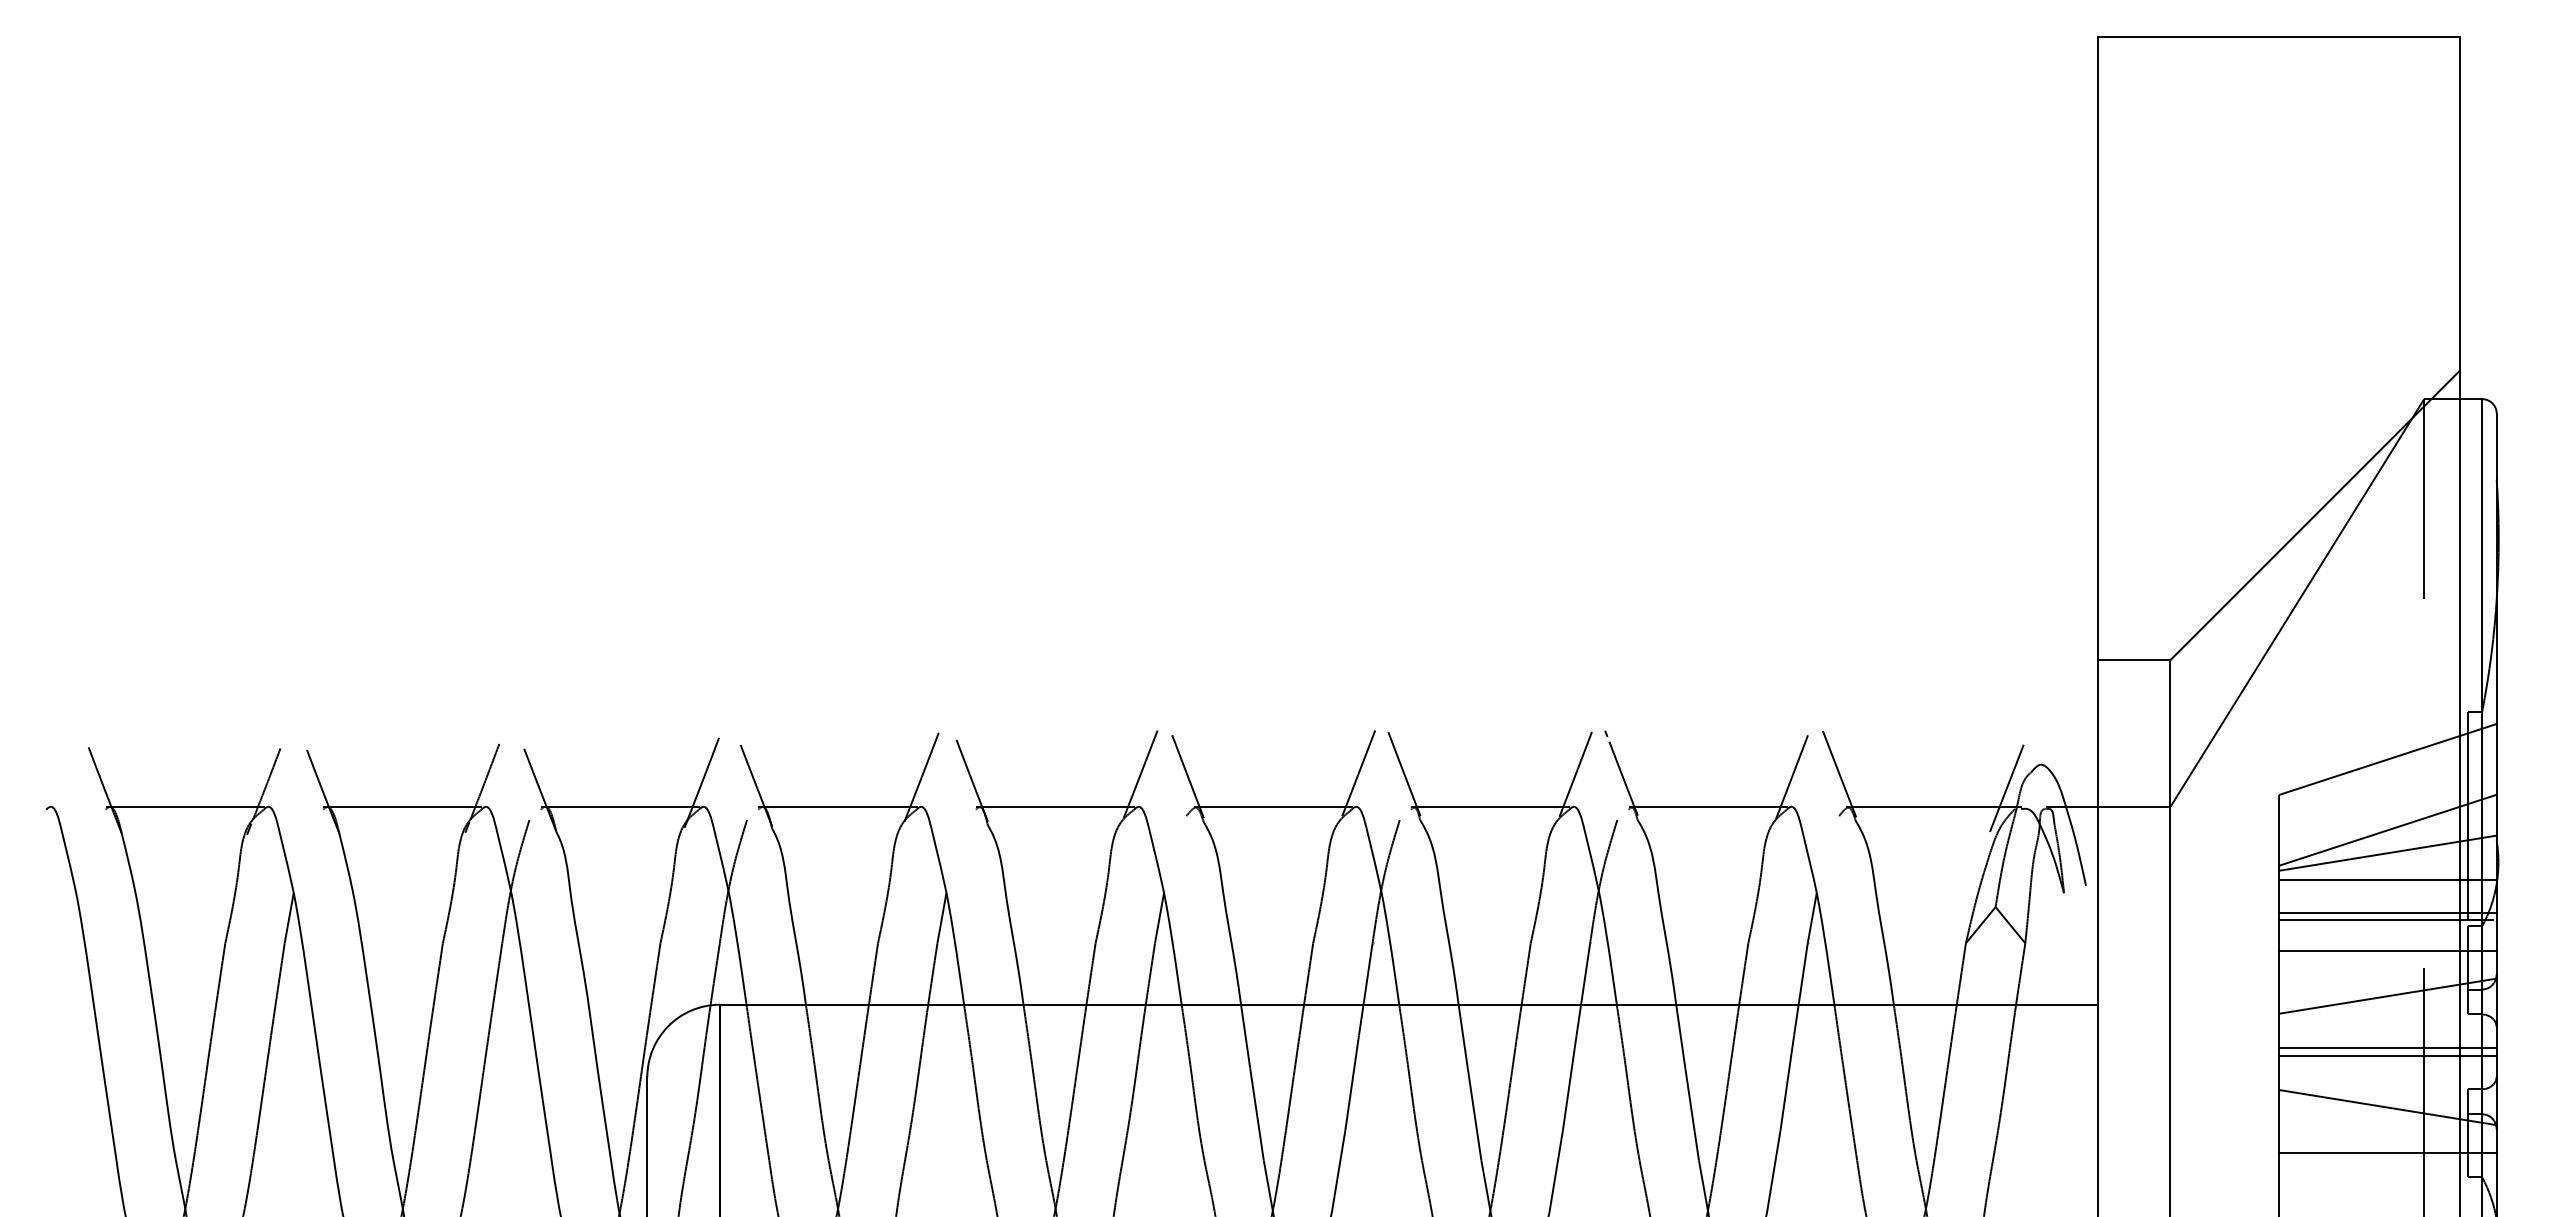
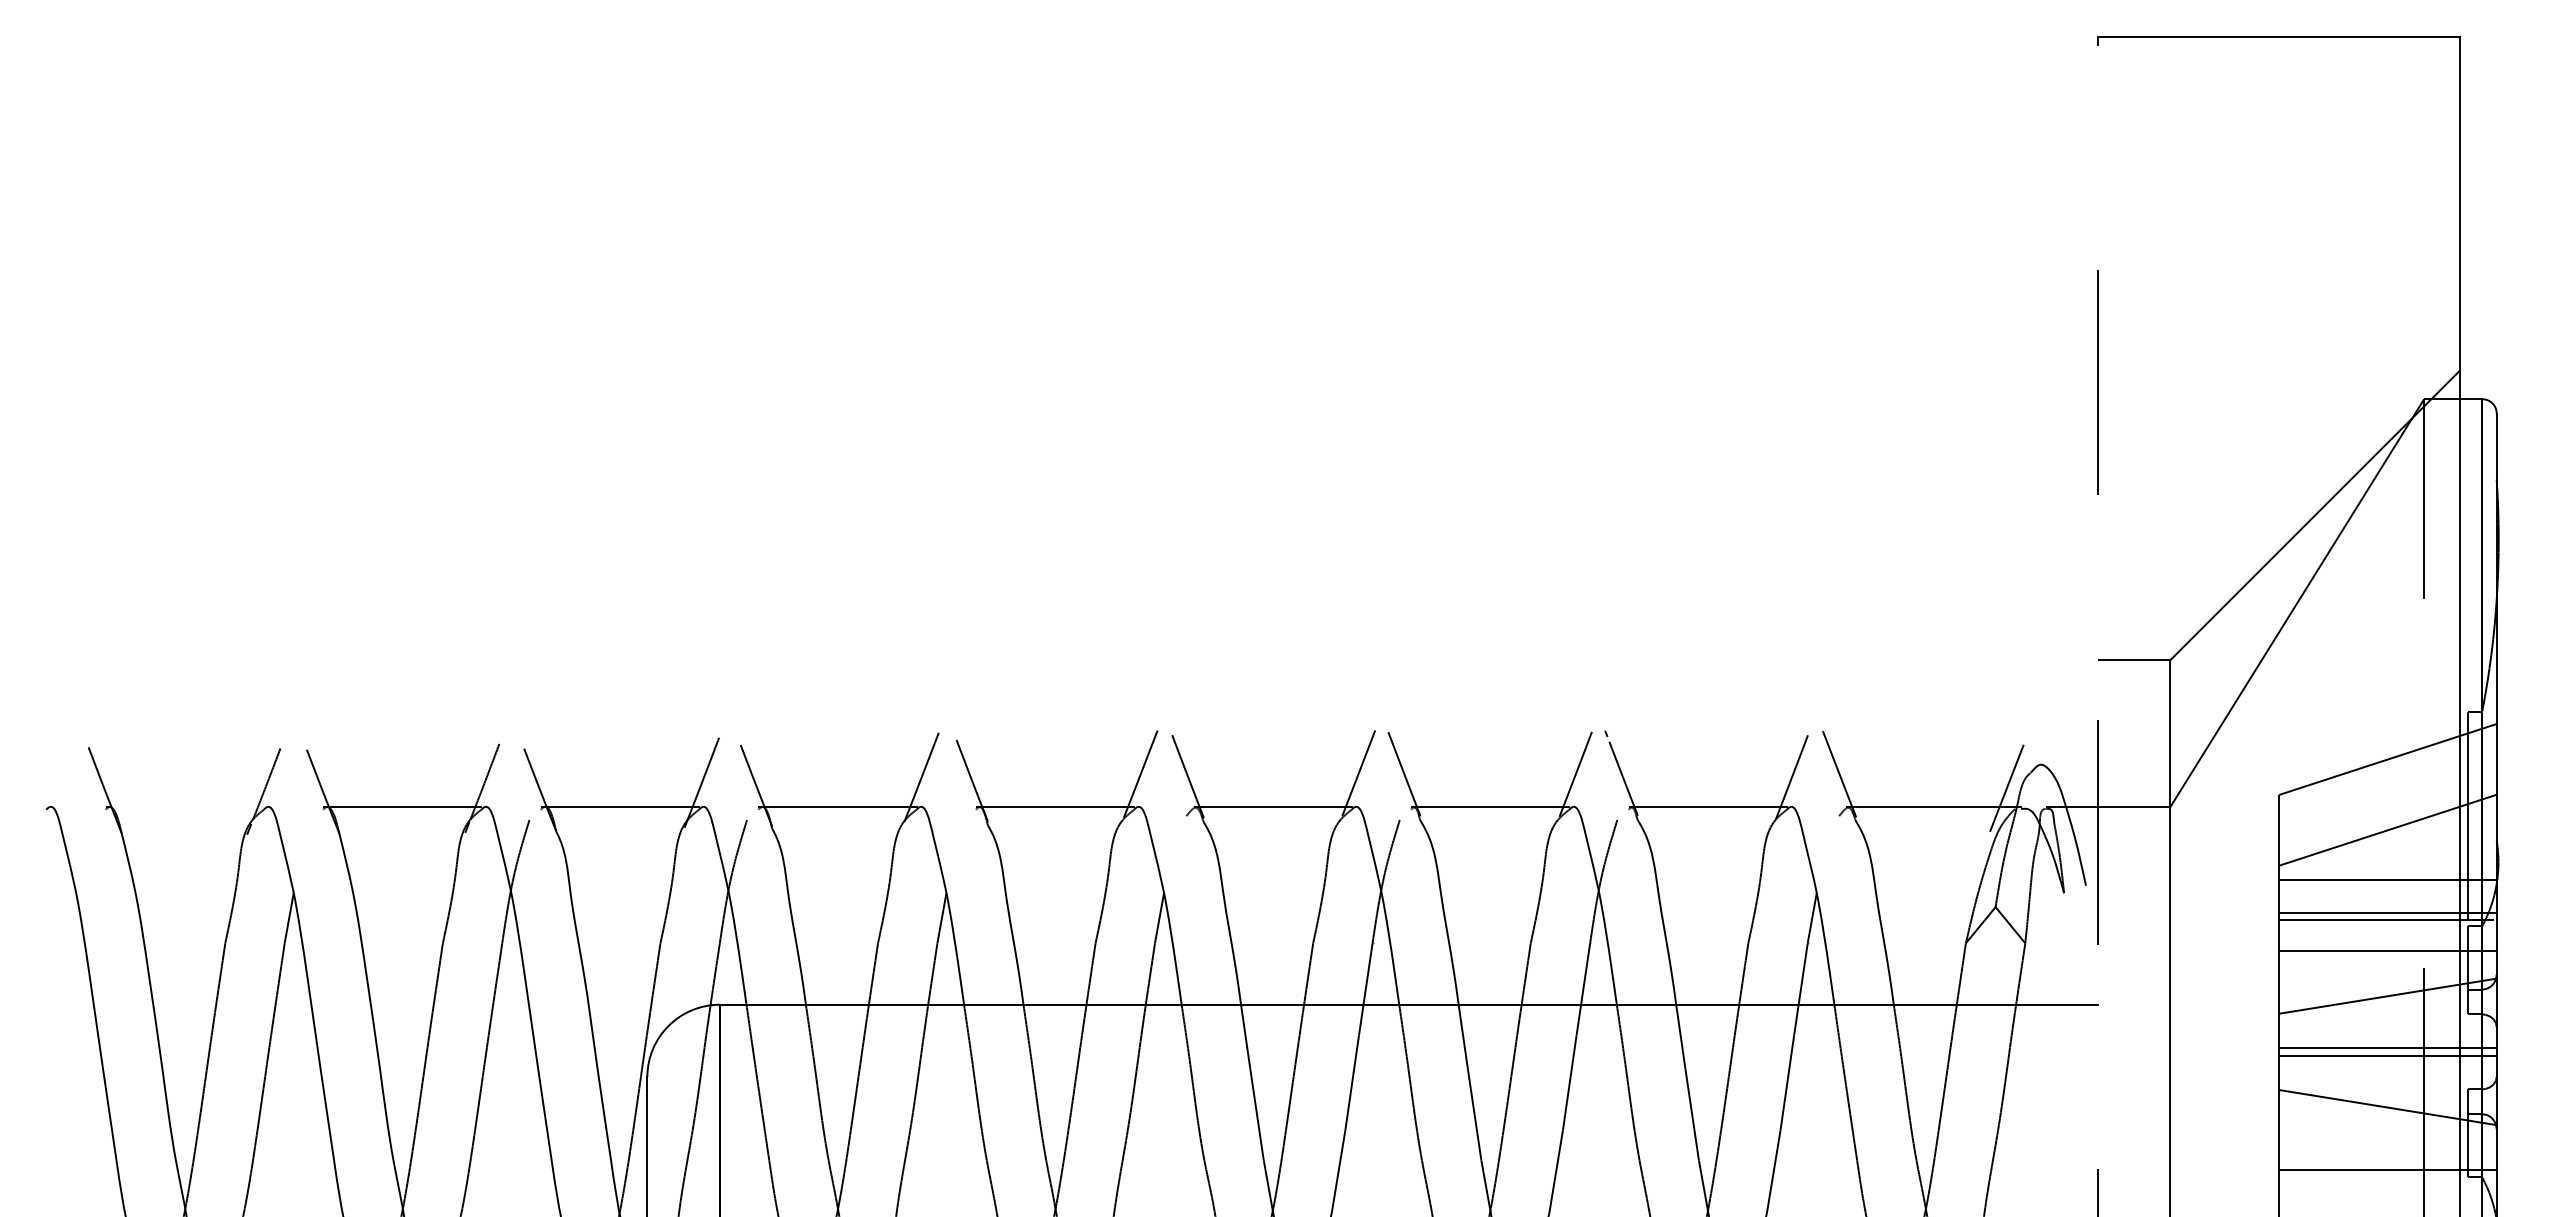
line: solid -> dashed (2097, 626)
line: present -> none (187, 807)
line: present -> none (2387, 852)
line position: (2387, 1153) -> (2387, 1170) (2387, 1170)
